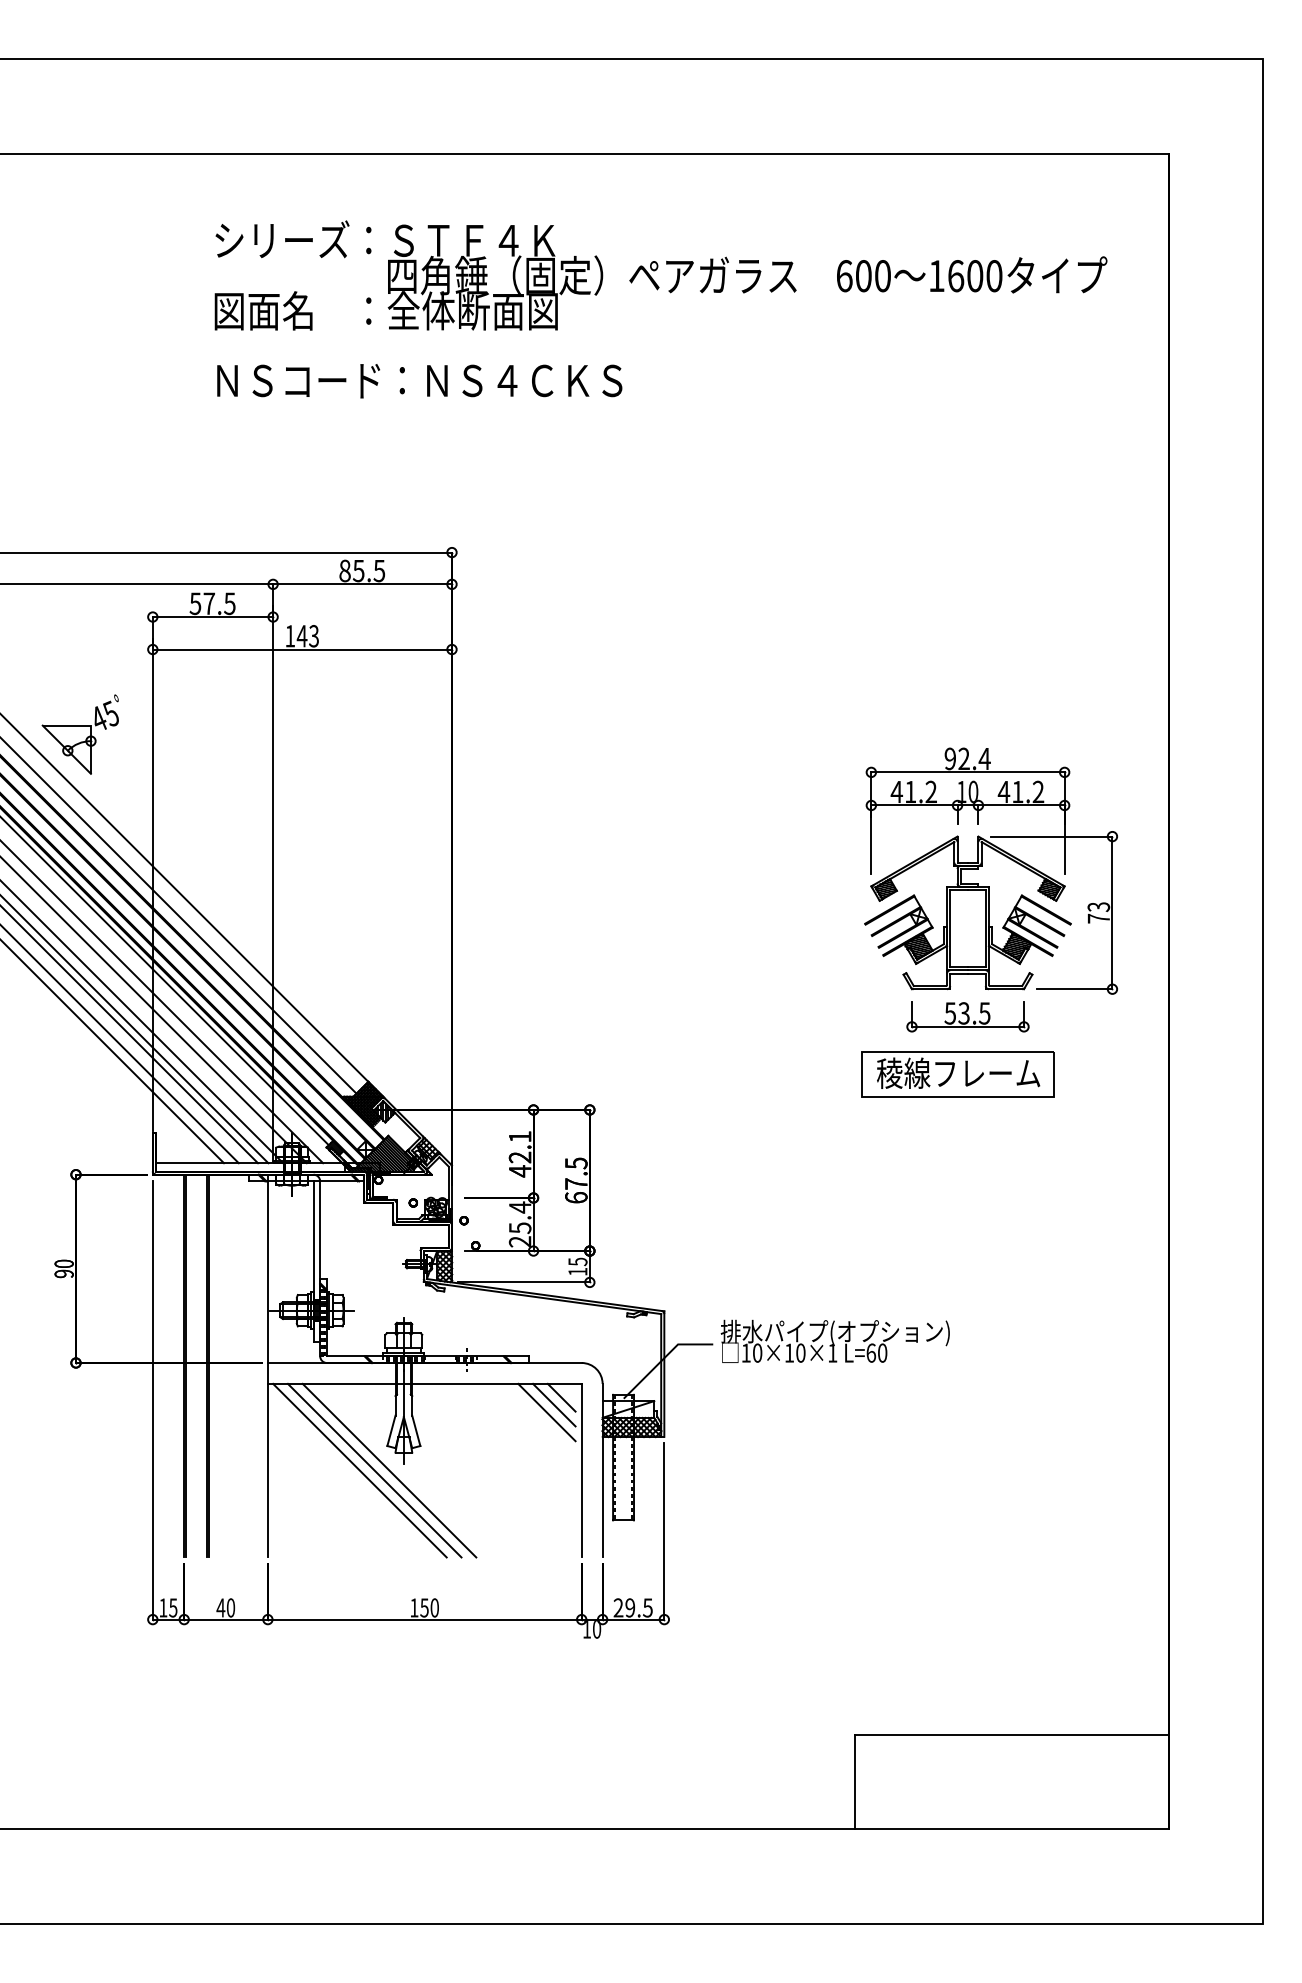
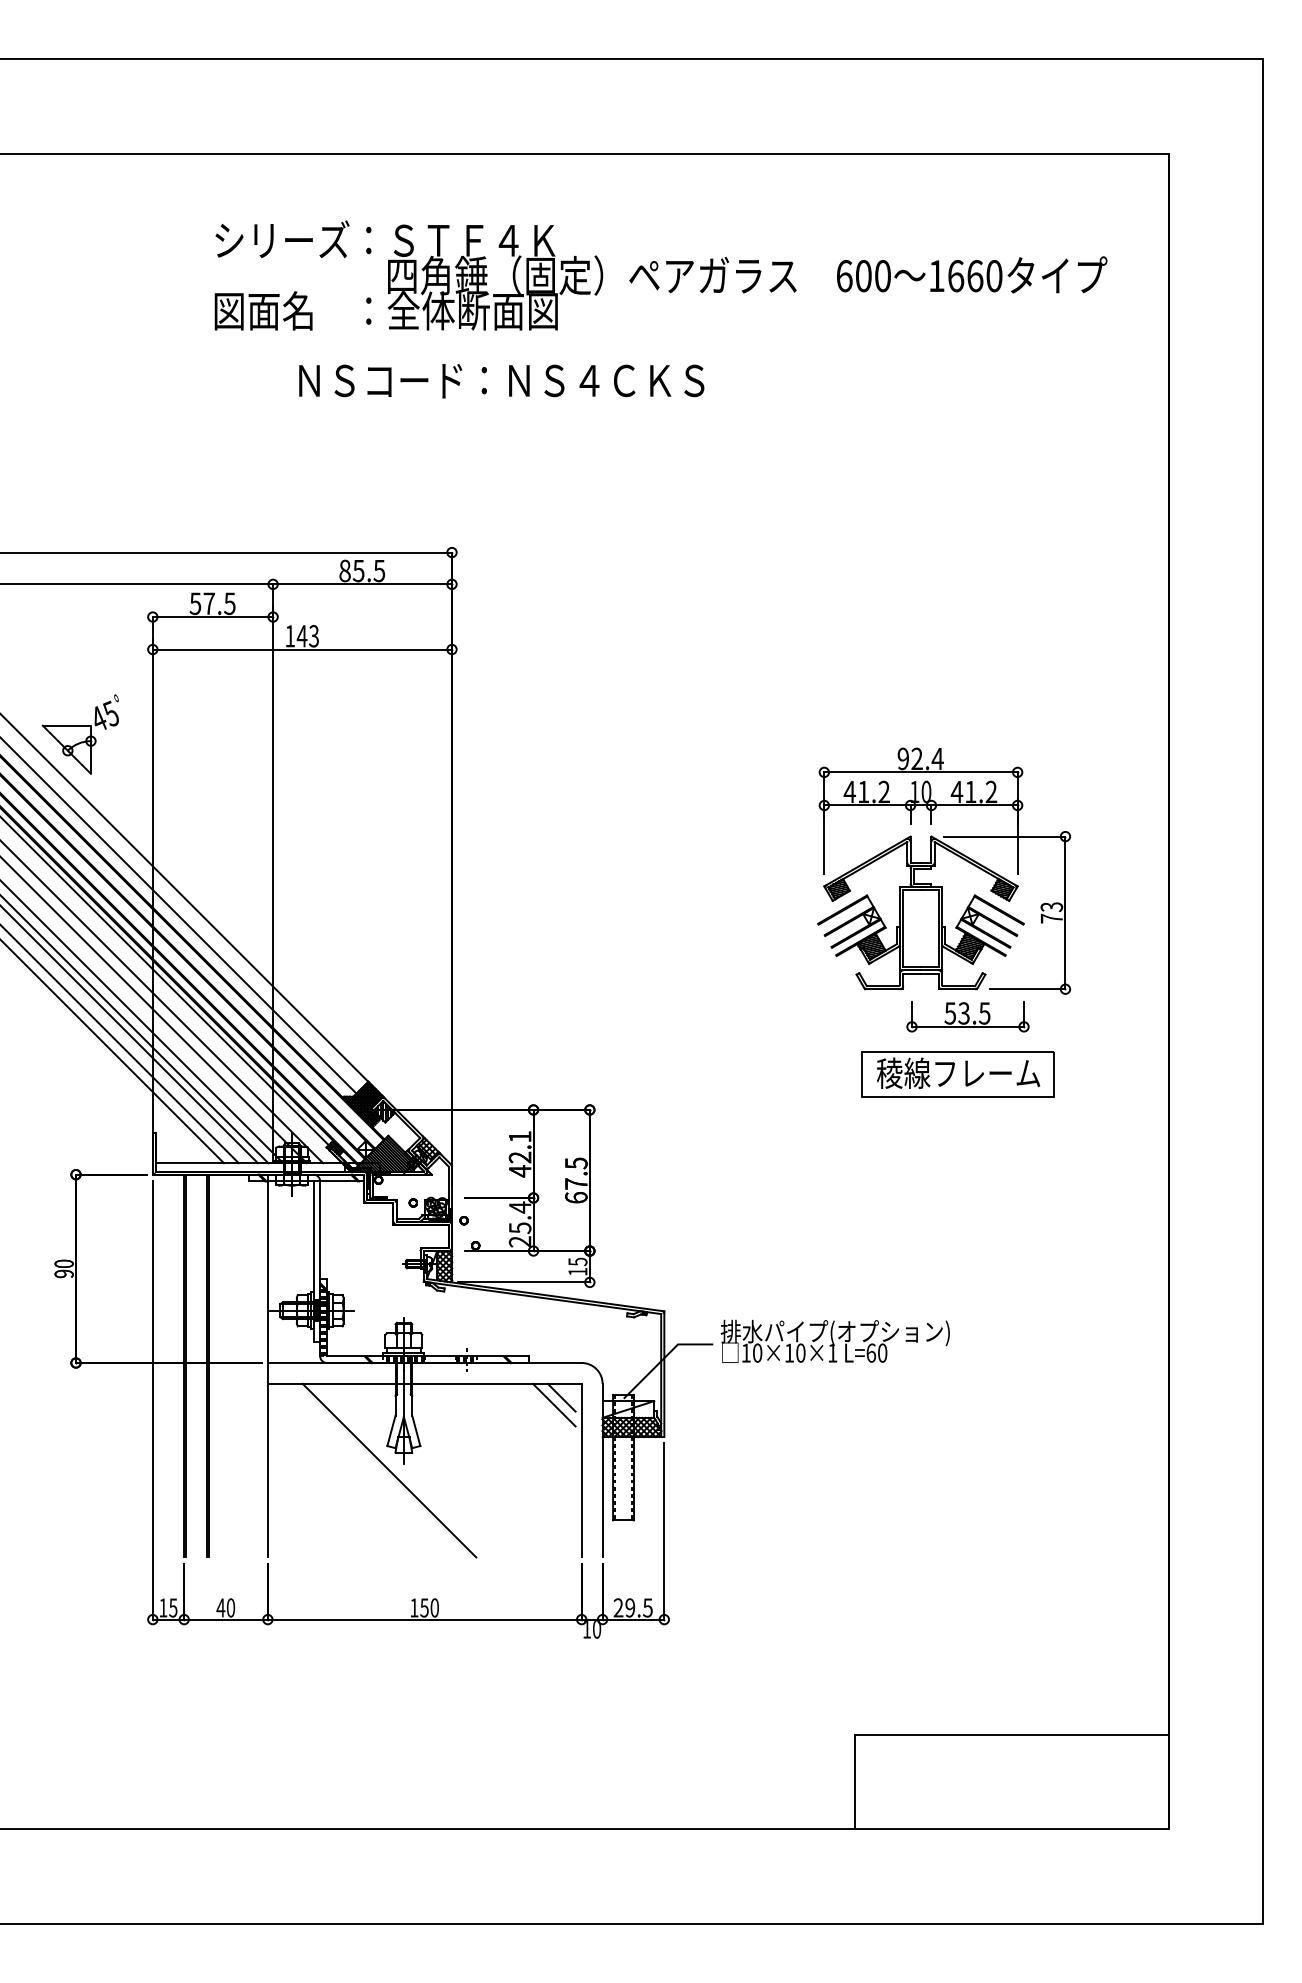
text: 1600 -> 1660 (975, 276)
text position: (419, 381) -> (501, 381) (501, 381)
part position: (982, 866) -> (935, 866) (935, 866)
line: present -> none (546, 1412)
line: present -> none (359, 1470)
line: present -> none (374, 1470)
